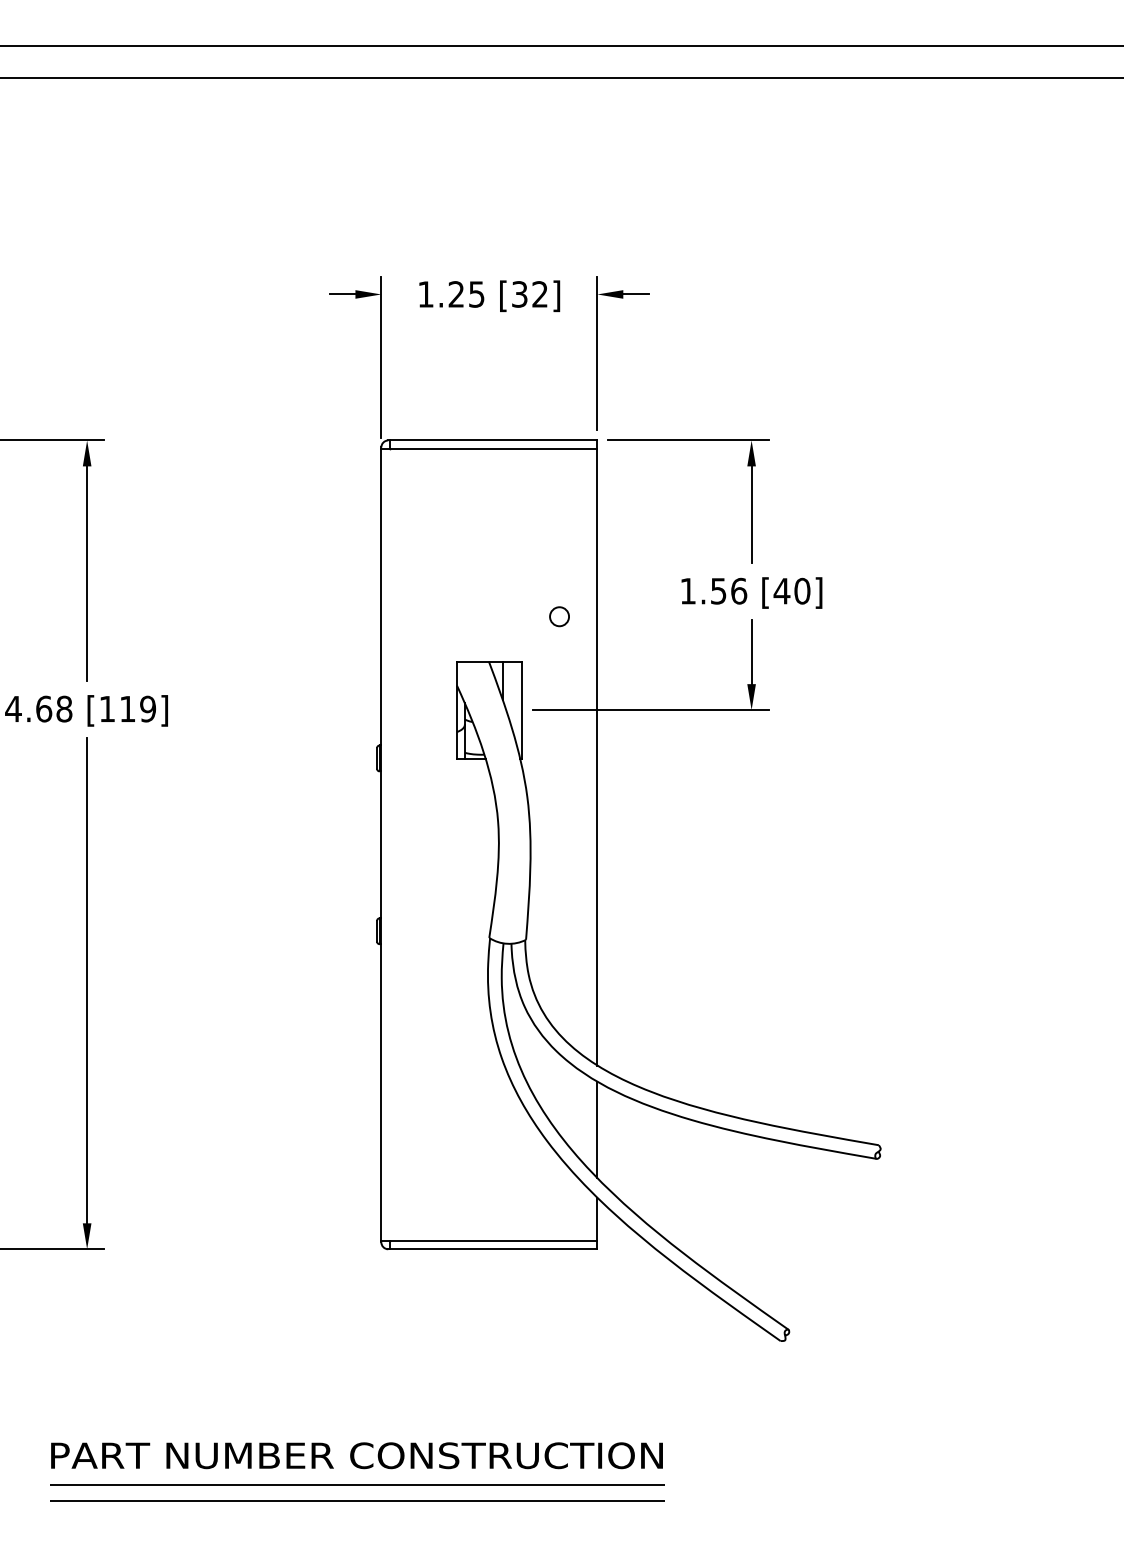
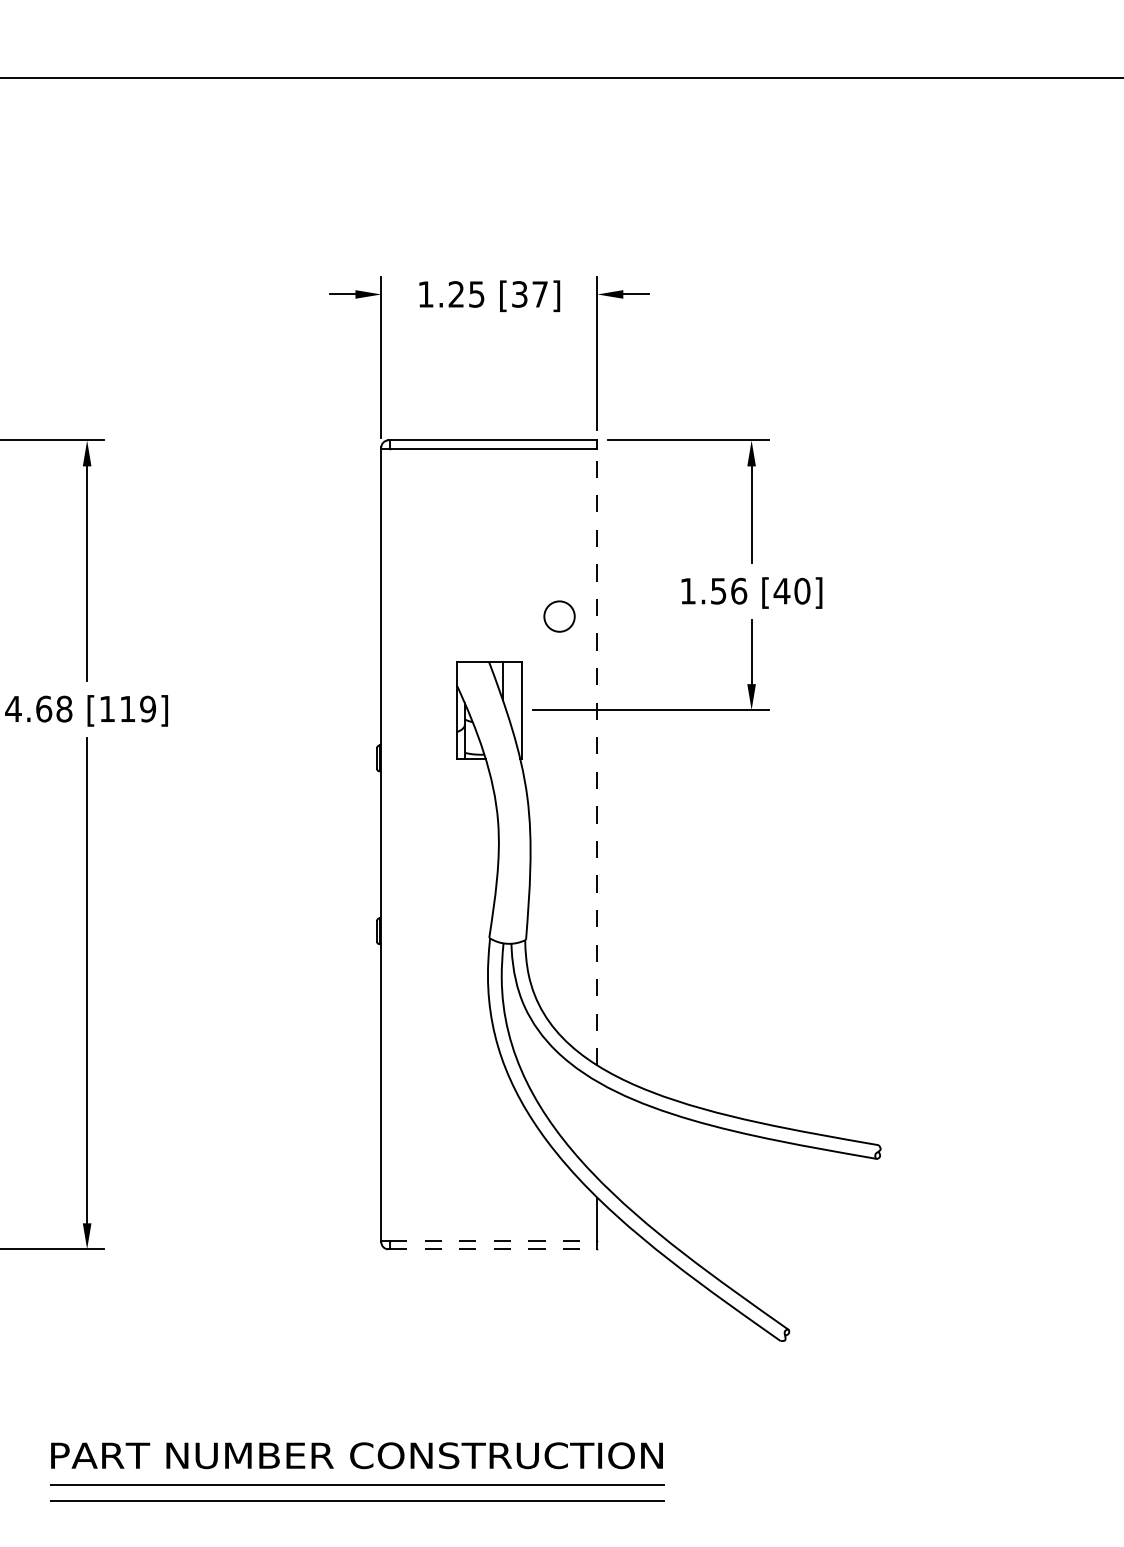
line: present -> none (561, 46)
text: [32] -> [37] (539, 294)
circle size: 21x22 px -> 33x33 px (559, 616)
line: solid -> dashed (597, 756)
line: present -> none (597, 1129)
line: solid -> dashed (493, 1240)
line: solid -> dashed (493, 1249)
